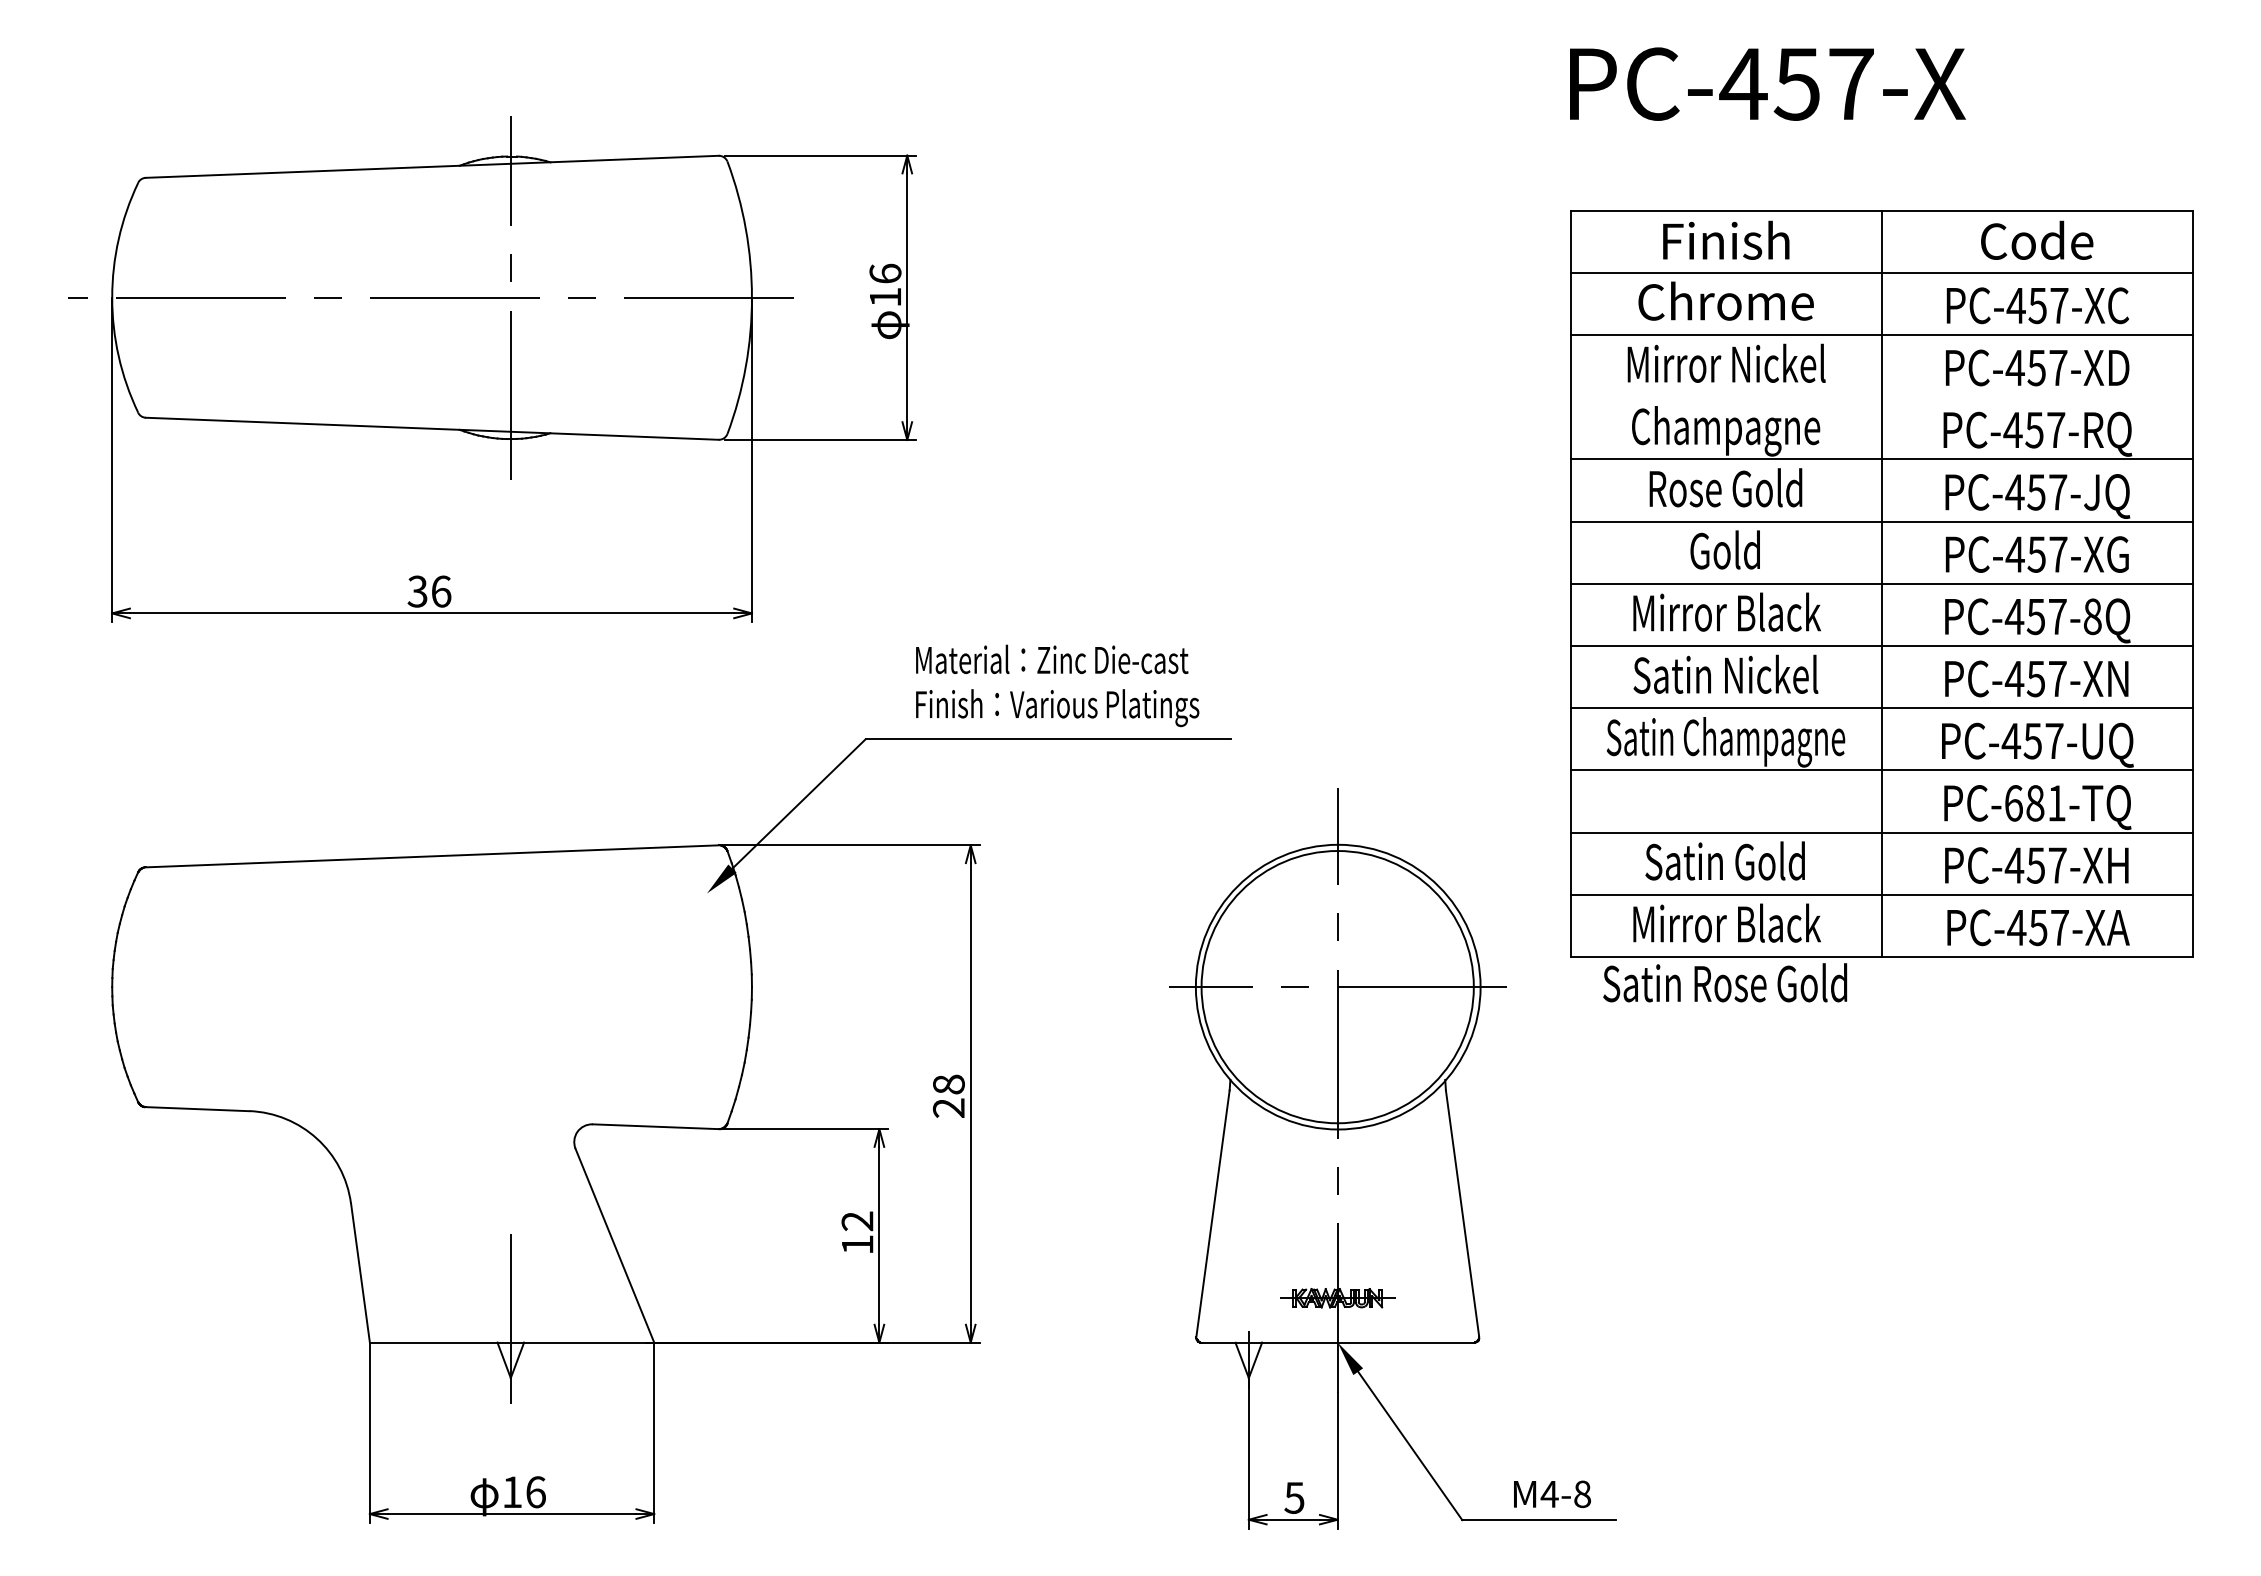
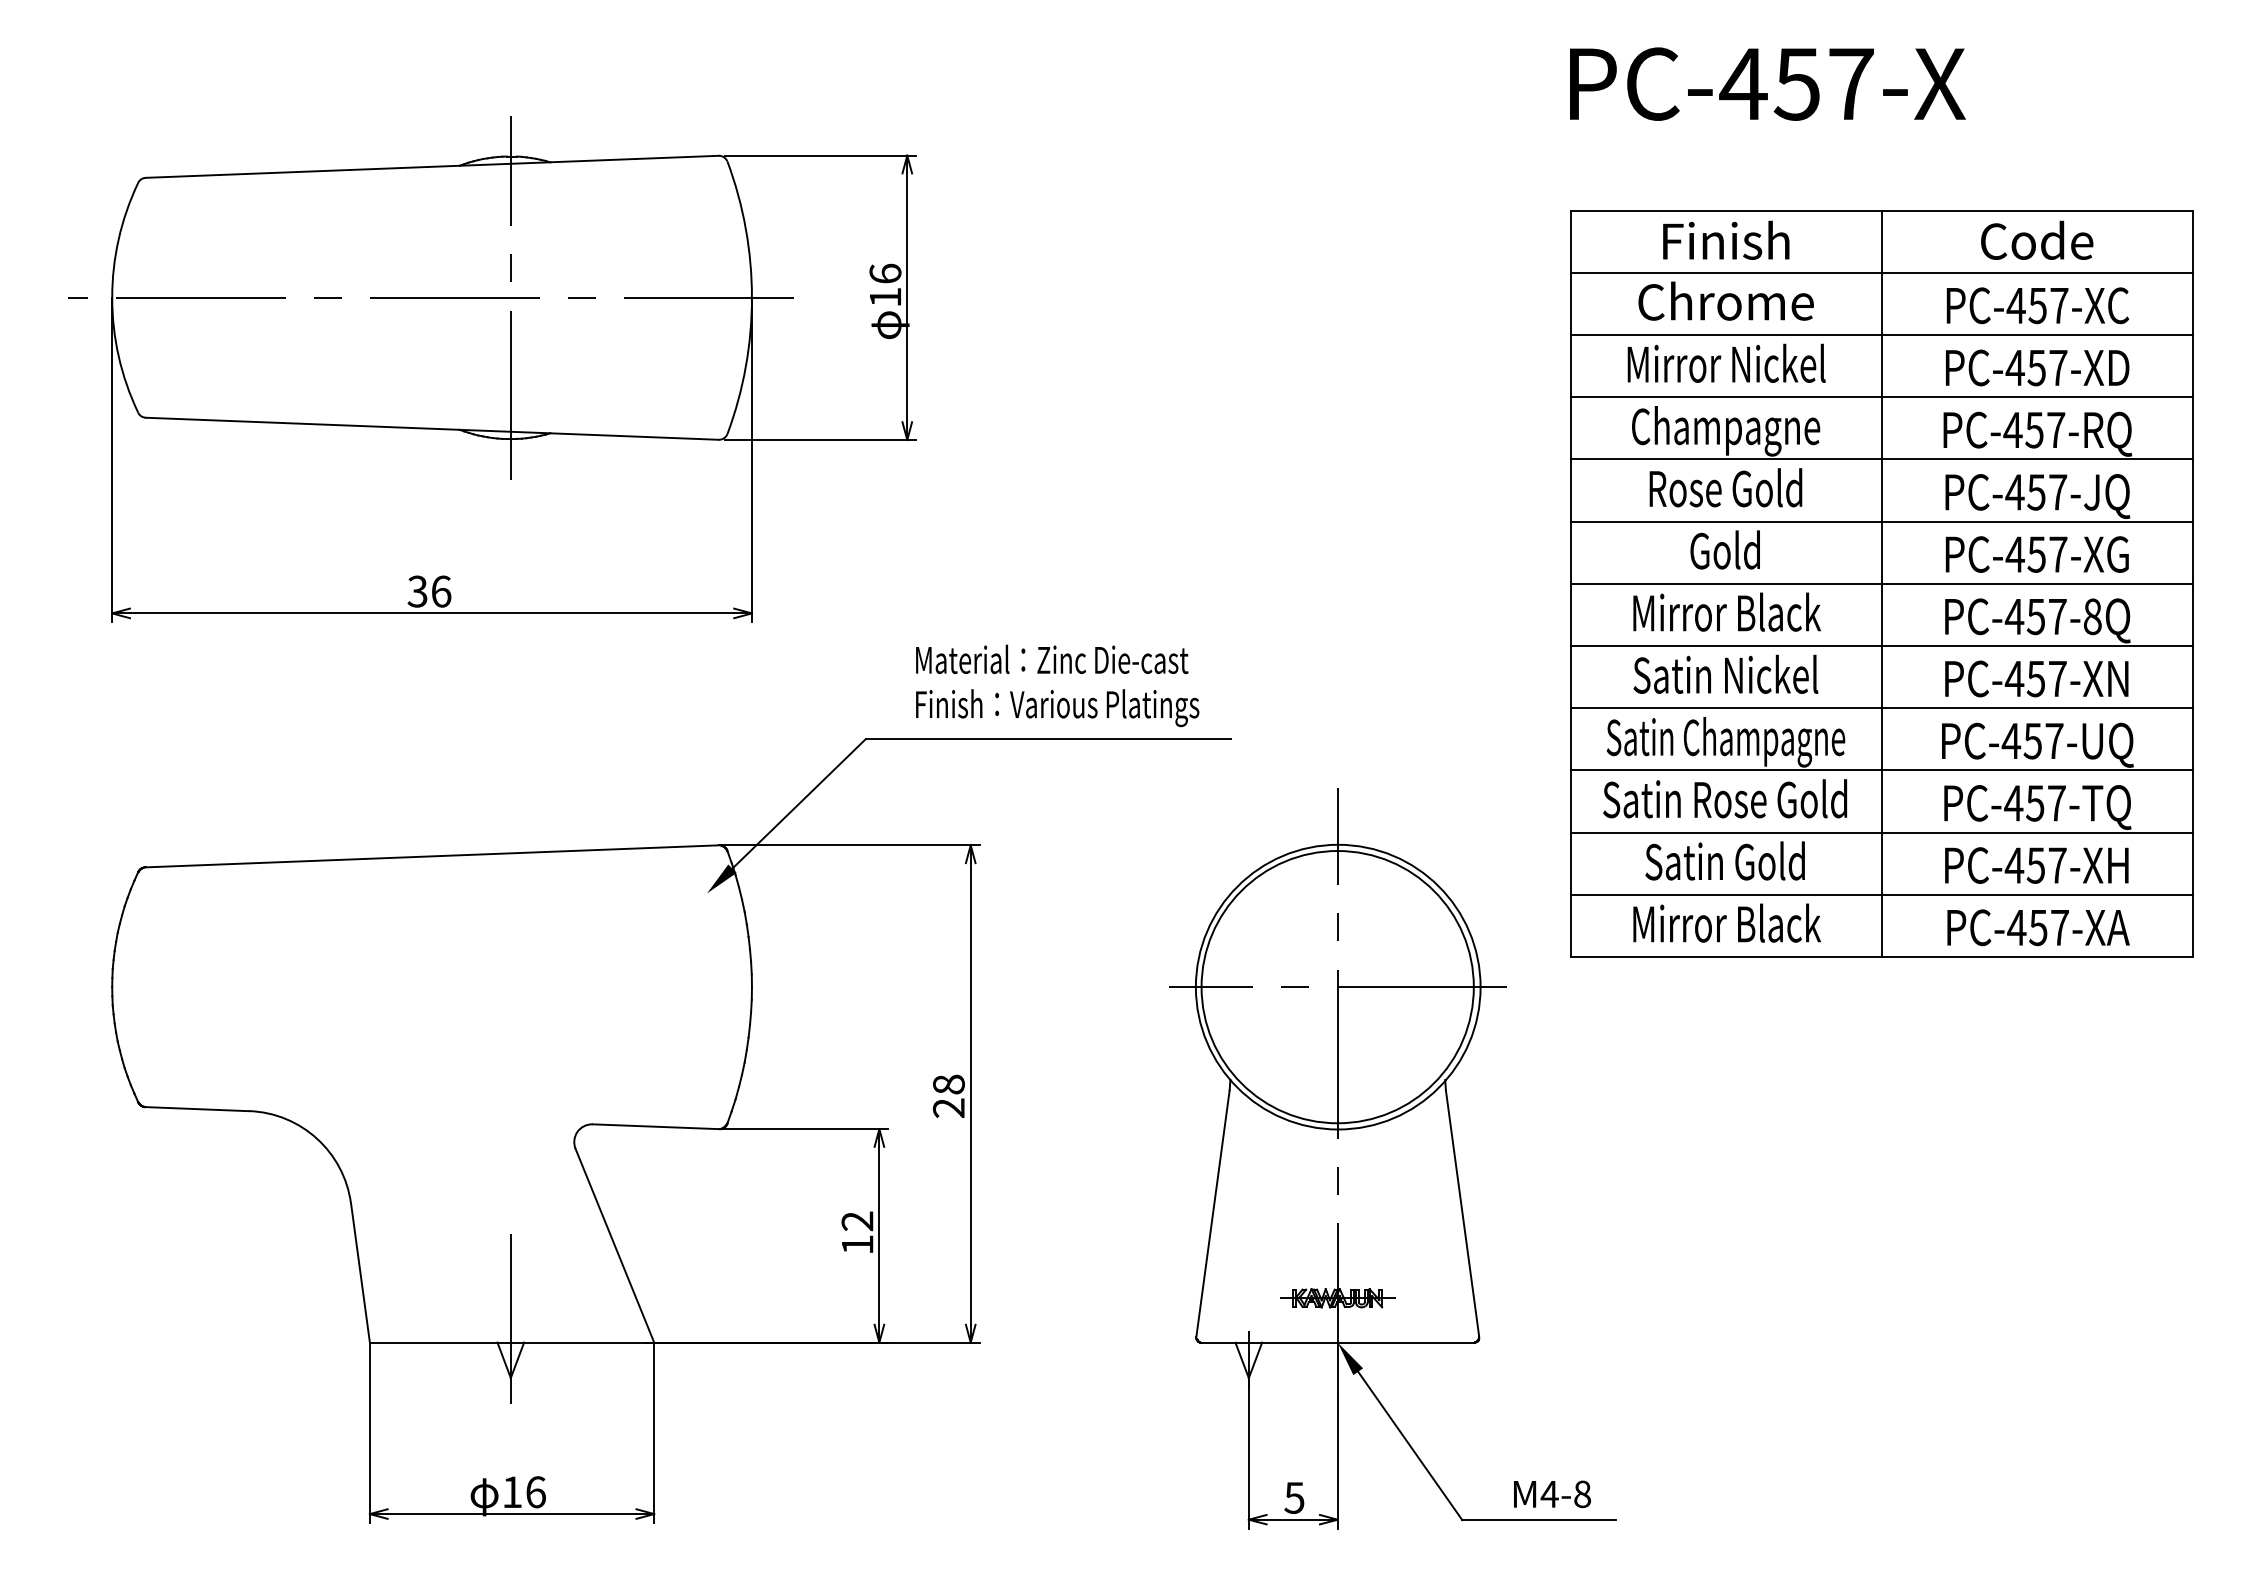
line: none -> present (1882, 397)
text: PC-681-TQ -> PC-457-TQ (2034, 803)
text position: (1725, 982) -> (1725, 798) (1725, 798)
